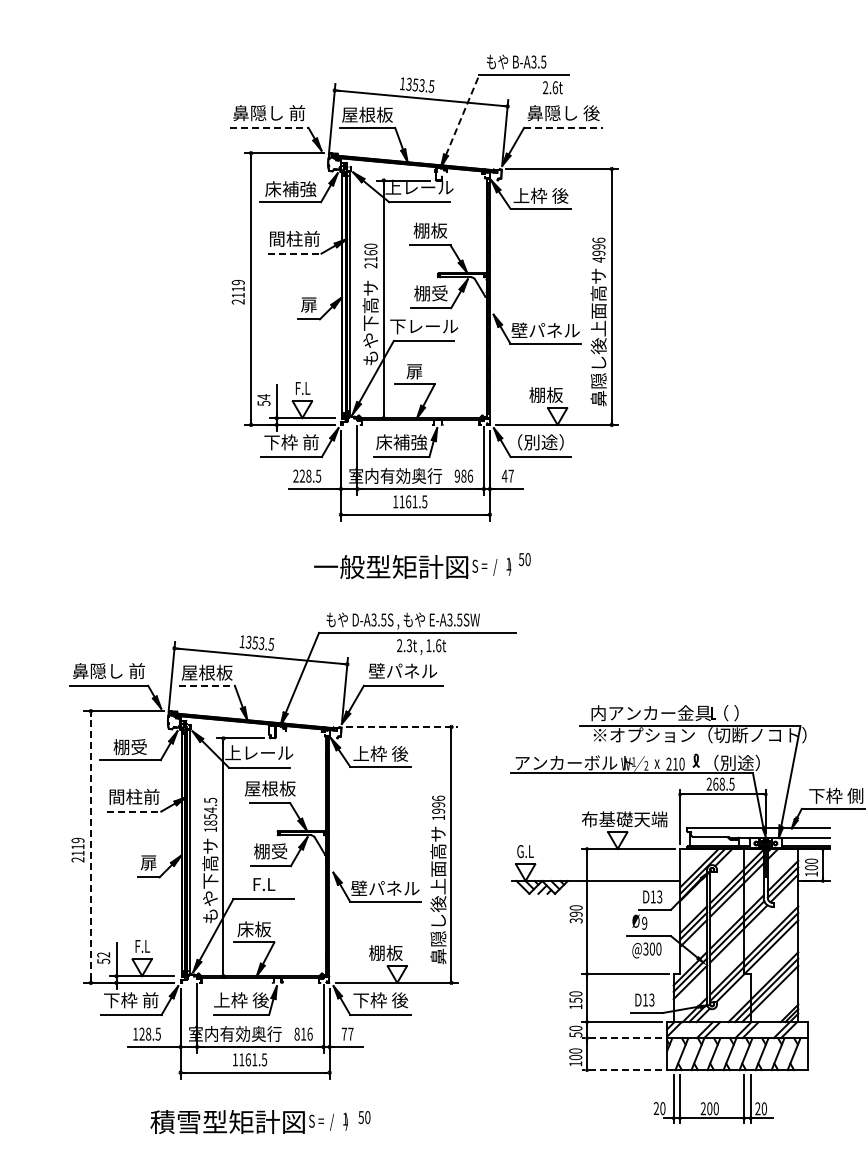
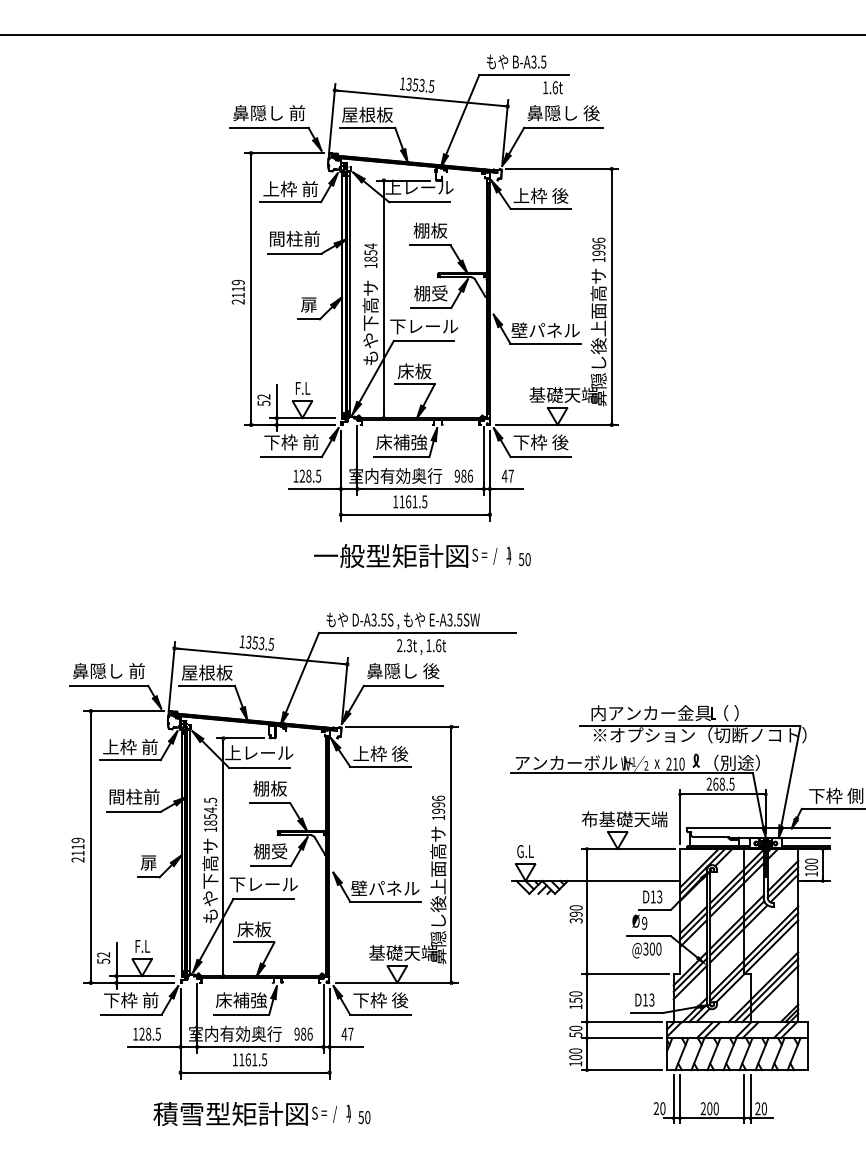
line: none -> present (432, 34)
text: 2.6t -> 1.6t (545, 87)
line: dashed -> solid (462, 115)
line: dashed -> solid (269, 127)
line: dashed -> solid (563, 127)
text: 床補強 -> 上枠 前 (290, 189)
line: dashed -> solid (294, 253)
text: 2160 -> 1854 (370, 255)
text: 4996 -> 1996 (598, 259)
text: 扉 -> 床板 (414, 371)
text: 棚板 -> 基礎天端 (563, 394)
text: 54 -> 52 (263, 396)
text: （別途） -> 下枠 後 (540, 442)
text: 228.5 -> 128.5 (295, 475)
text position: (412, 566) -> (412, 555) (412, 555)
text: 壁パネル -> 鼻隠し 後 (403, 671)
line: dashed -> solid (207, 685)
line: dashed -> solid (401, 726)
text: 棚受 -> 上枠 前 (130, 747)
text: 屋根板 -> 棚板 (269, 788)
line: dashed -> solid (134, 811)
line: dashed -> solid (90, 847)
text: F.L -> 下レール (263, 884)
text: 棚板 -> 基礎天端 (403, 952)
text: 上枠 後 -> 床補強 (241, 1000)
text: 816 -> 986 (300, 1033)
text: 77 -> 47 (344, 1033)
line: dashed -> solid (621, 1038)
line: dashed -> solid (621, 1070)
text position: (248, 1122) -> (251, 1114) (251, 1114)
